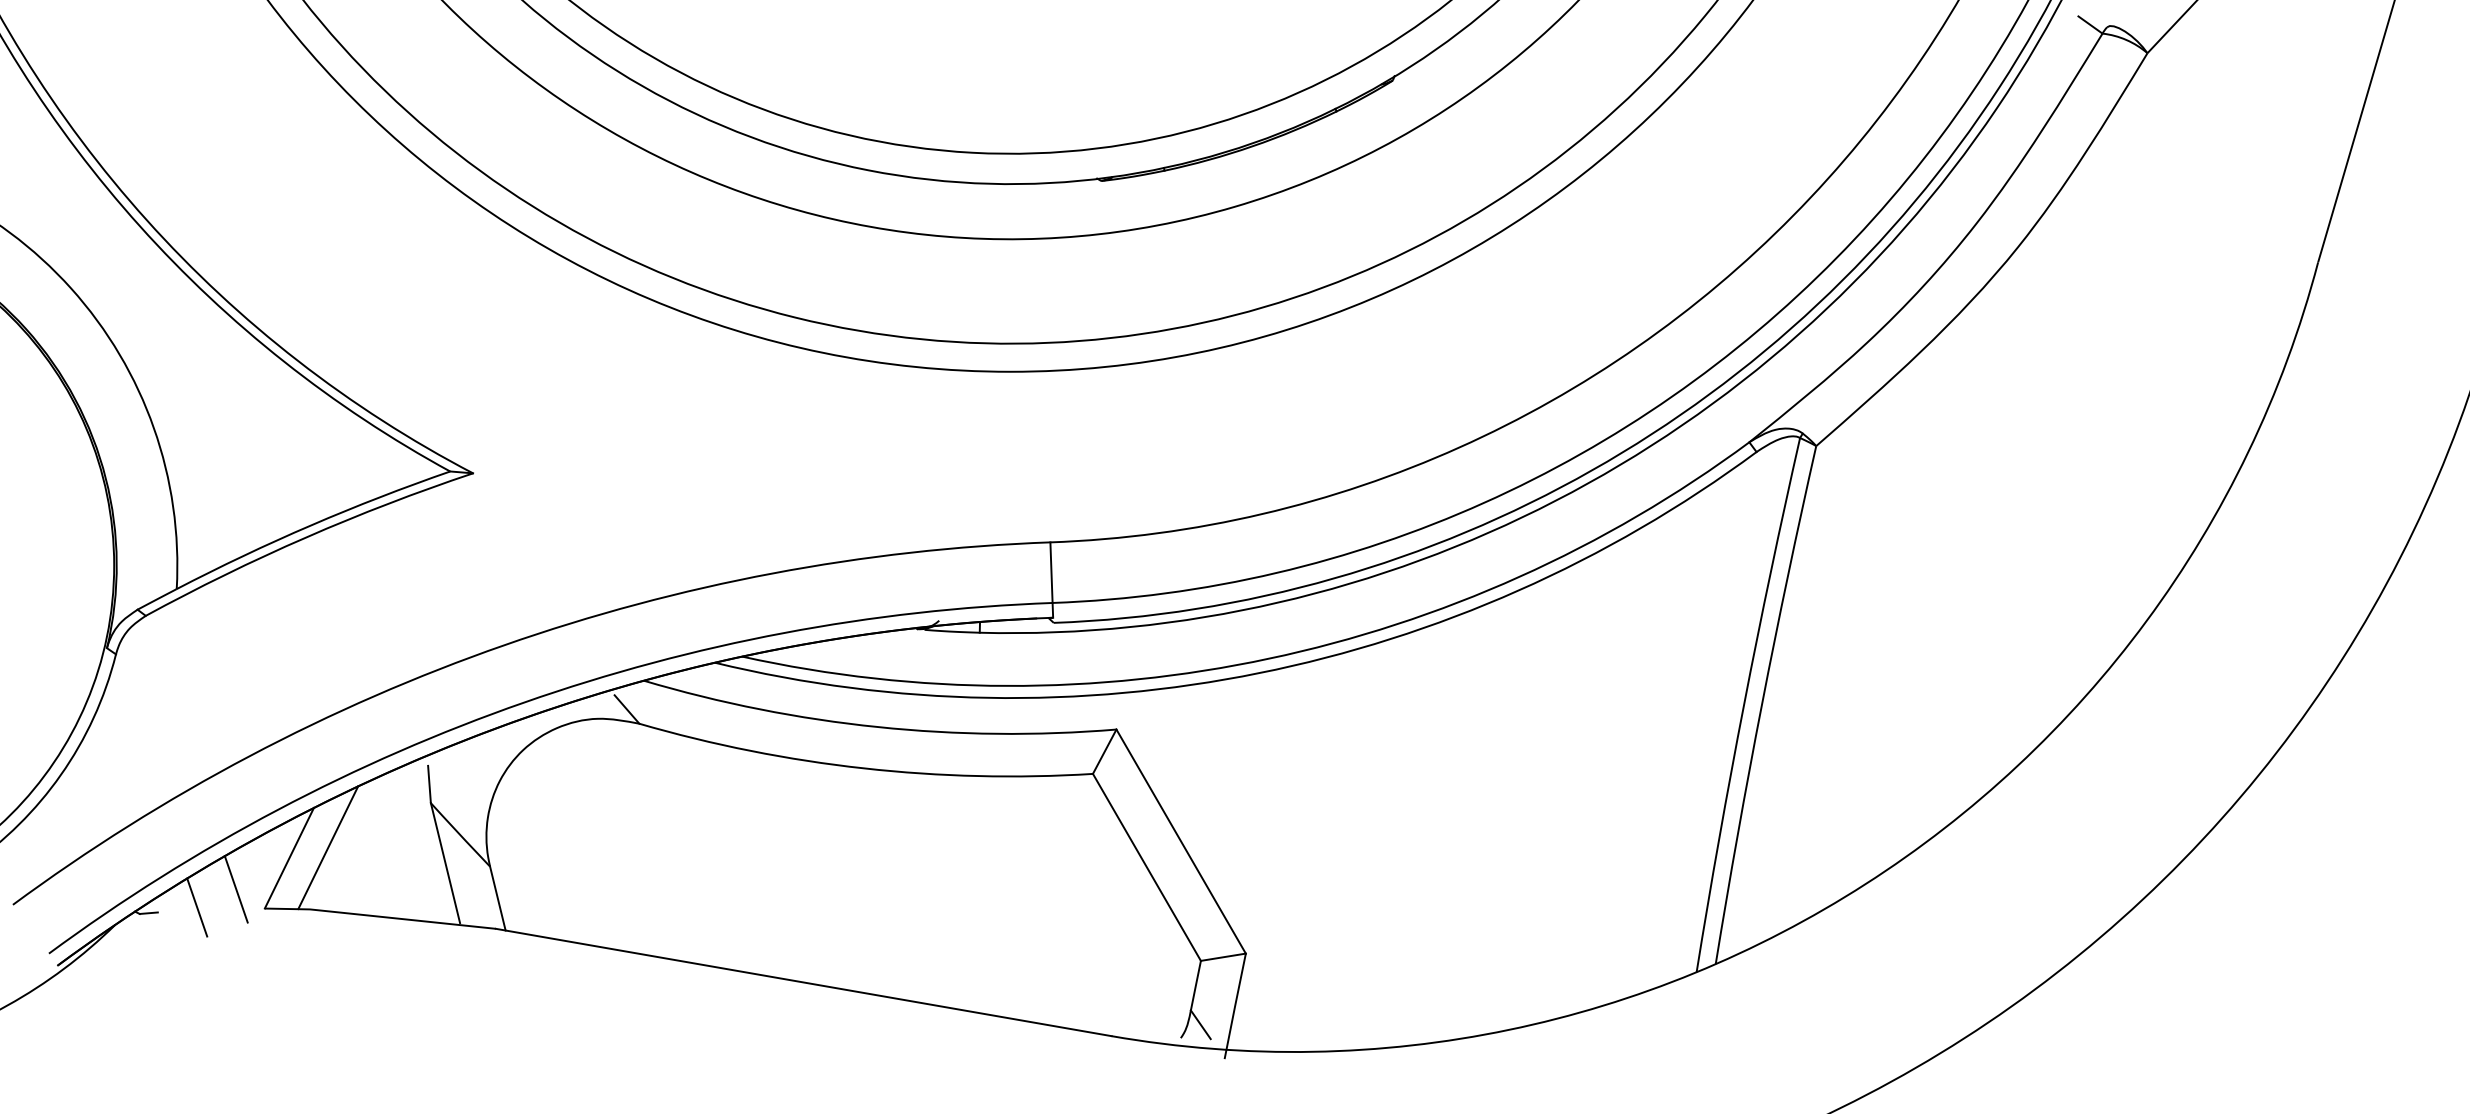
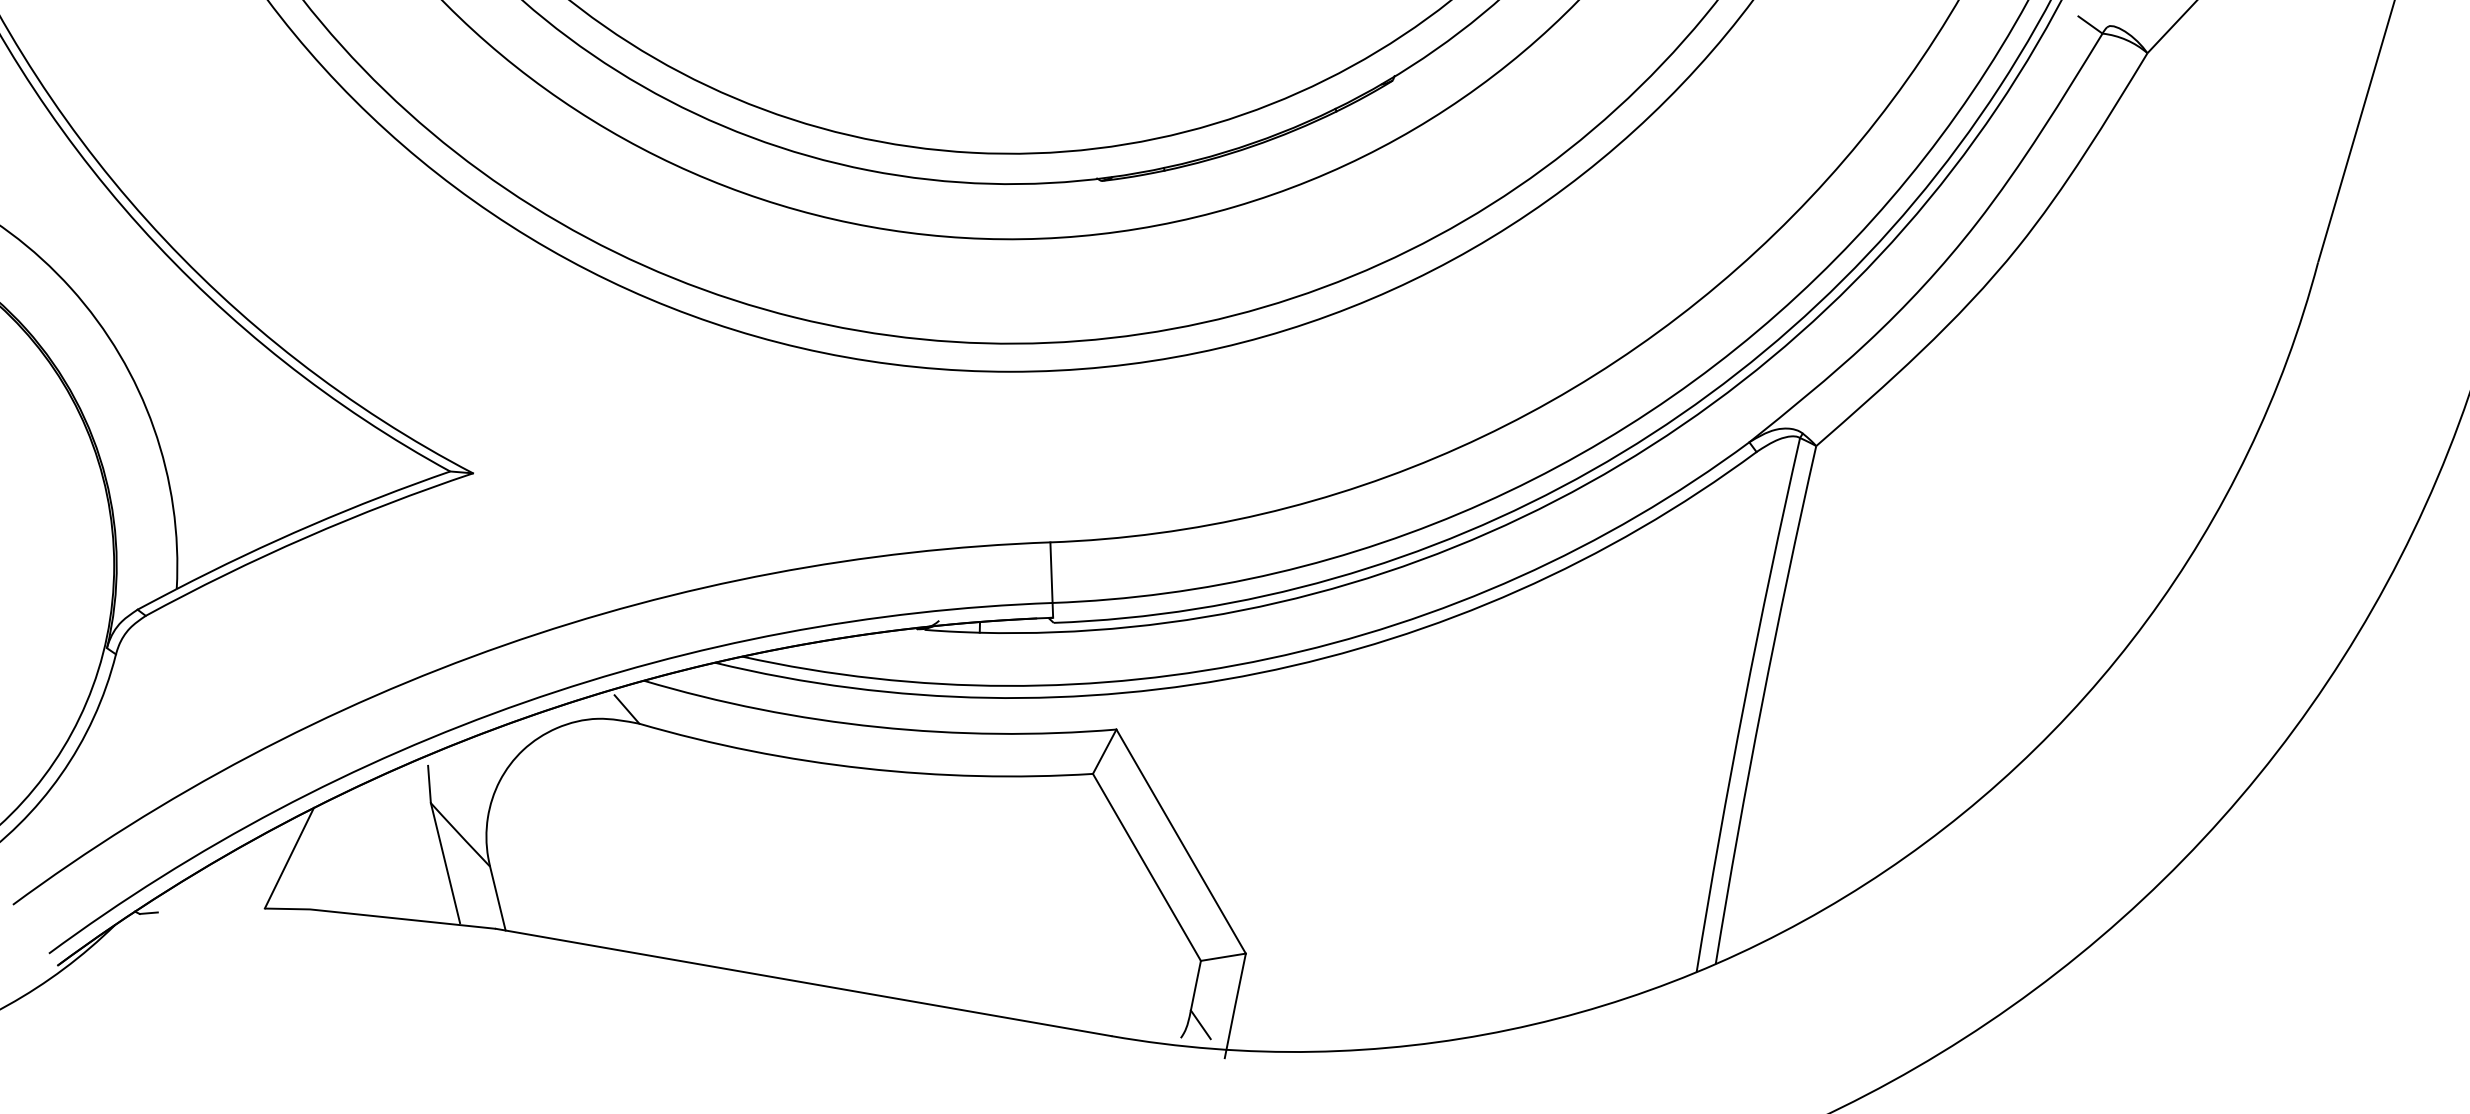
line: present -> none (328, 847)
line: present -> none (235, 889)
line: present -> none (197, 907)
